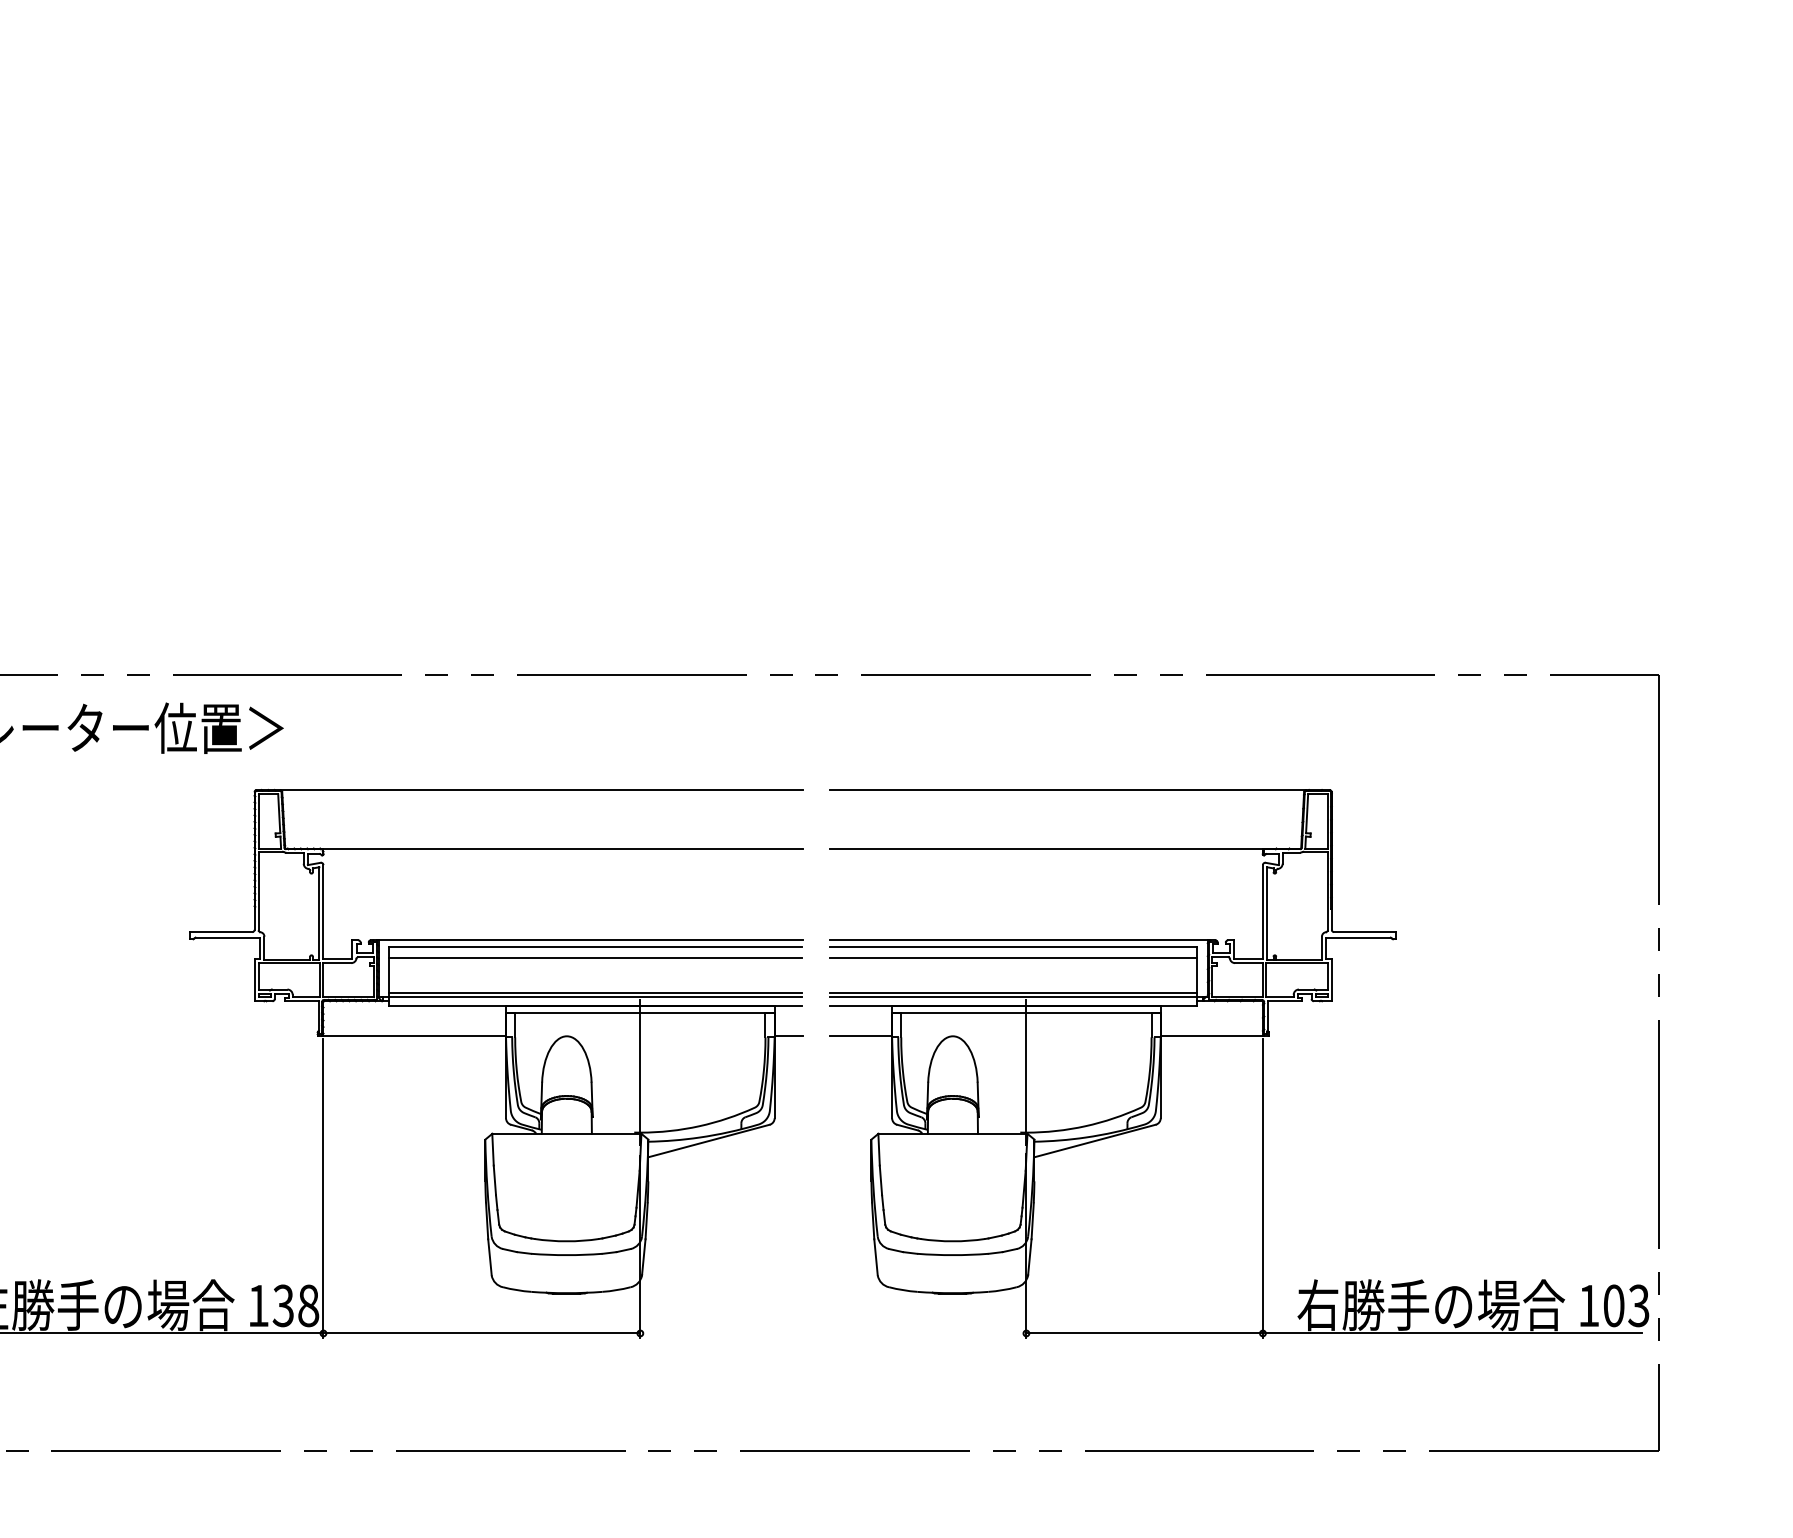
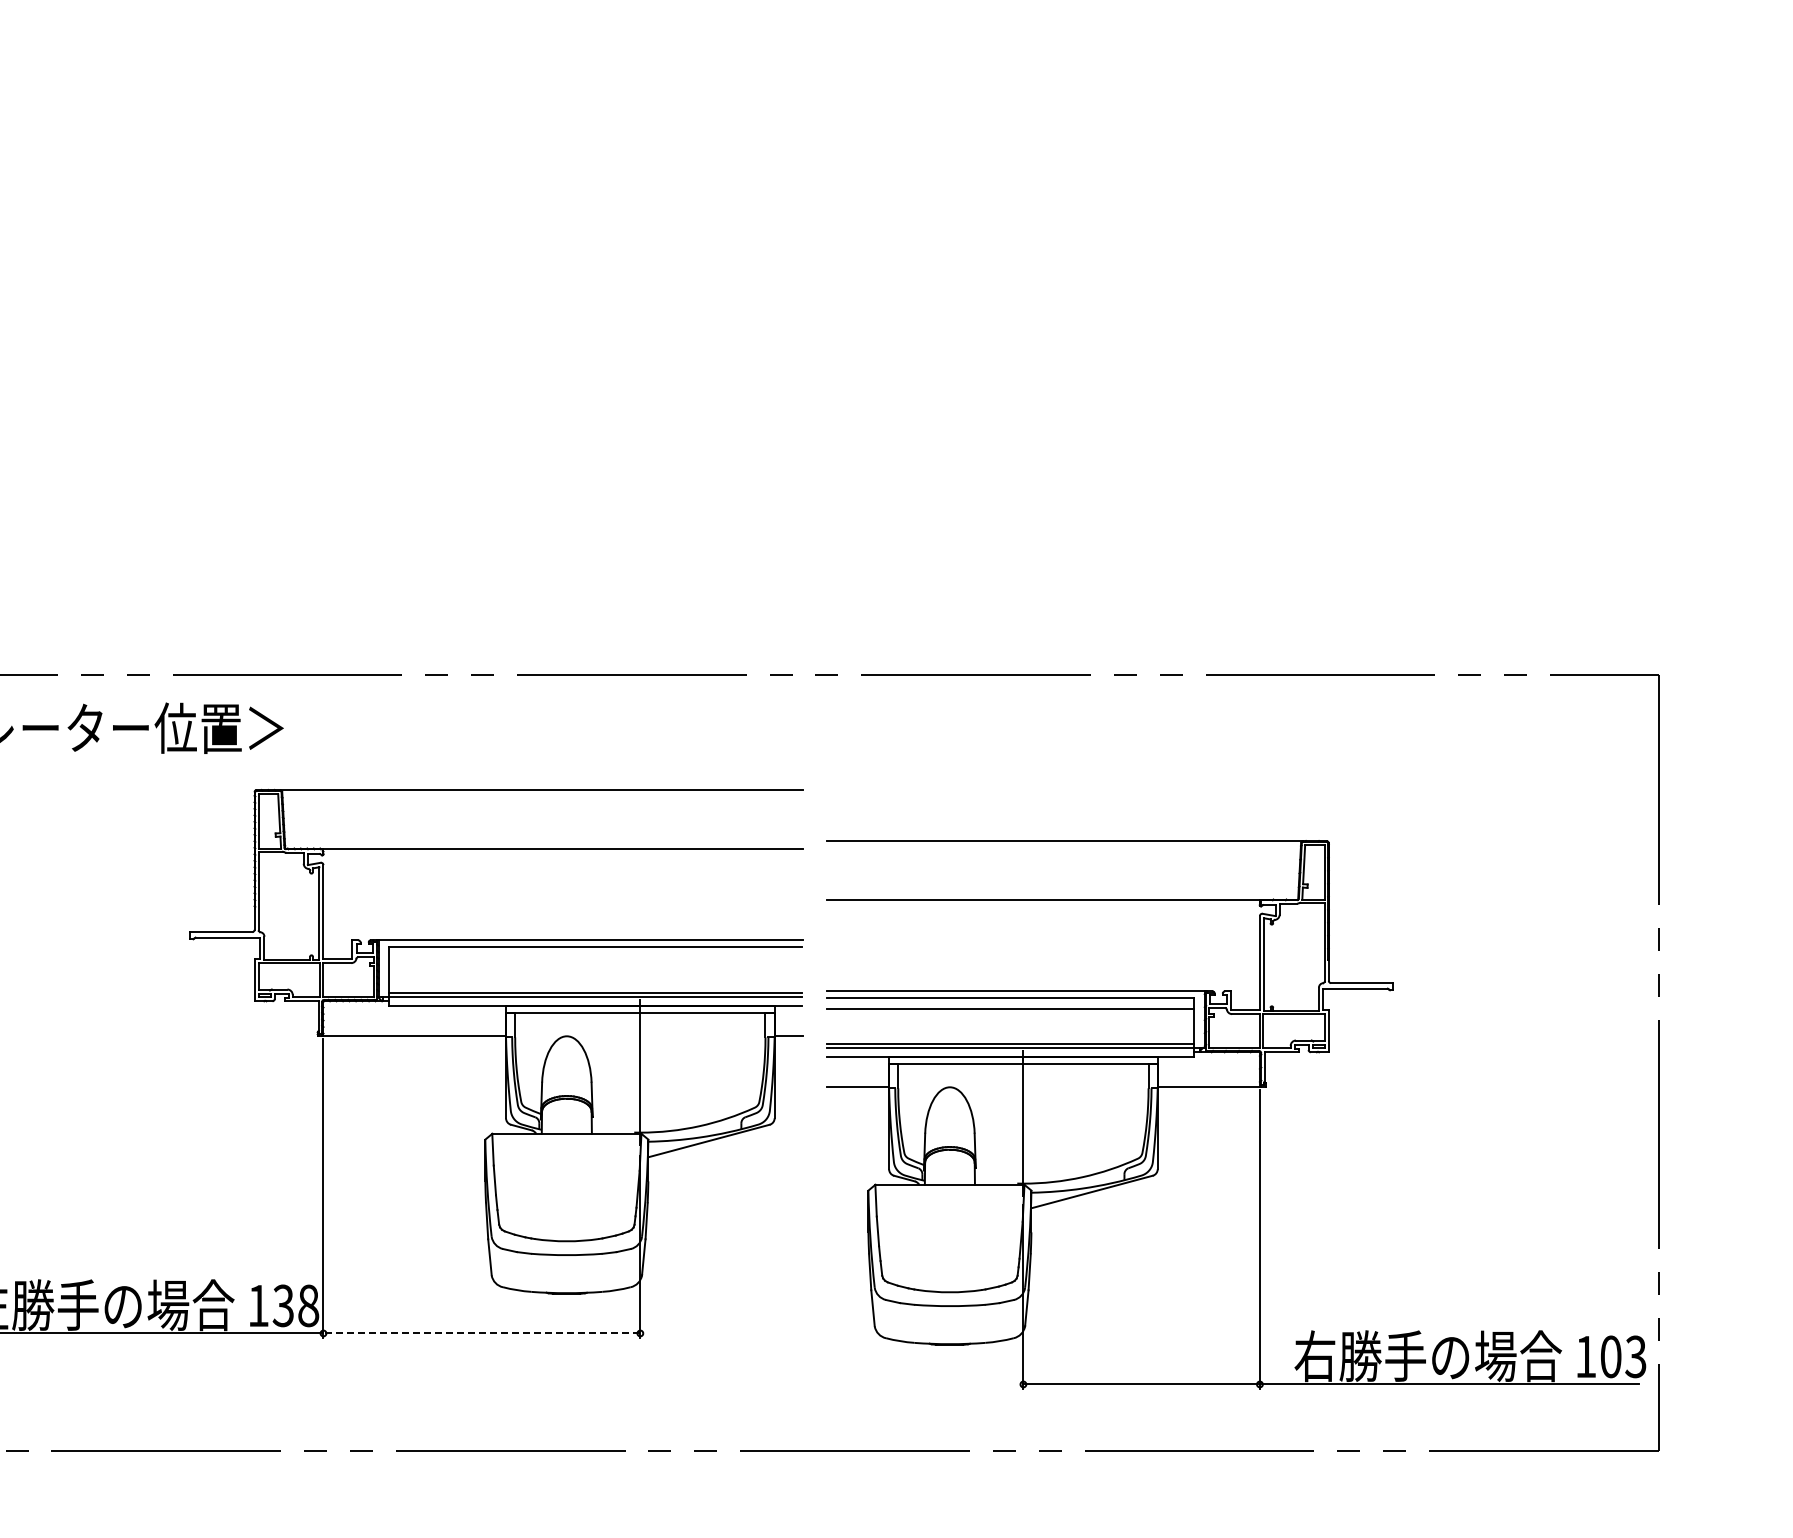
line: present -> none (595, 957)
part position: (1262, 1063) -> (1259, 1114) (1259, 1114)
line: solid -> dashed (481, 1333)
